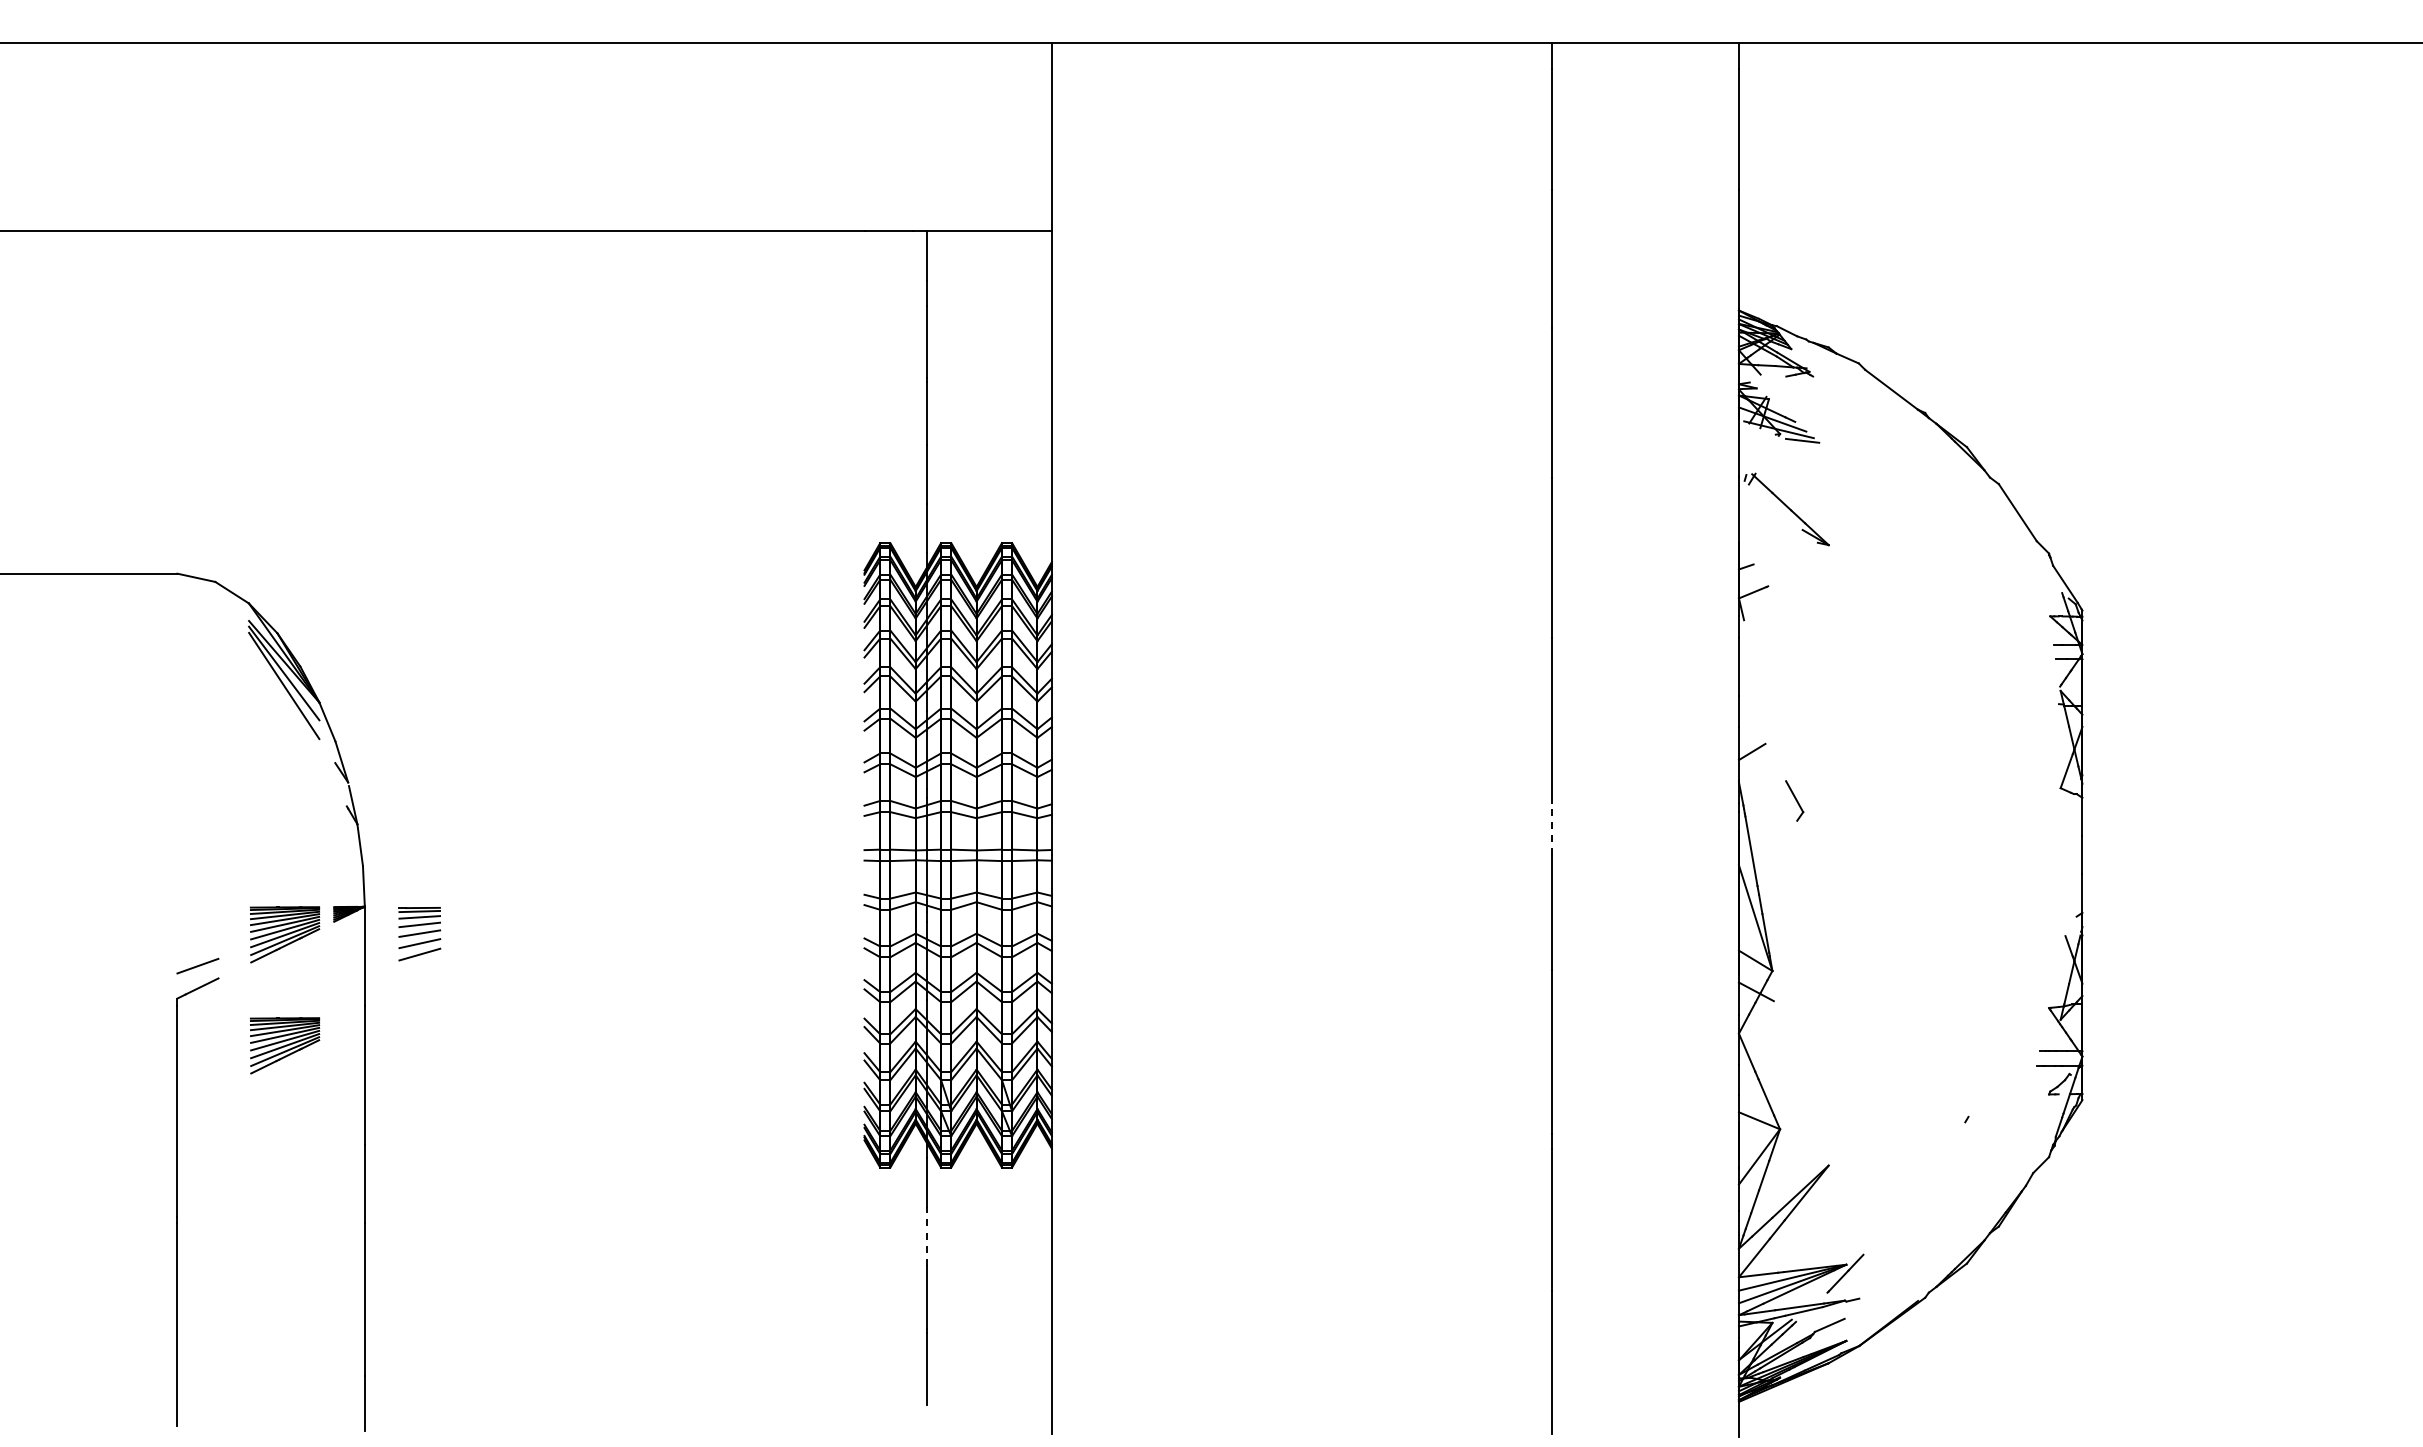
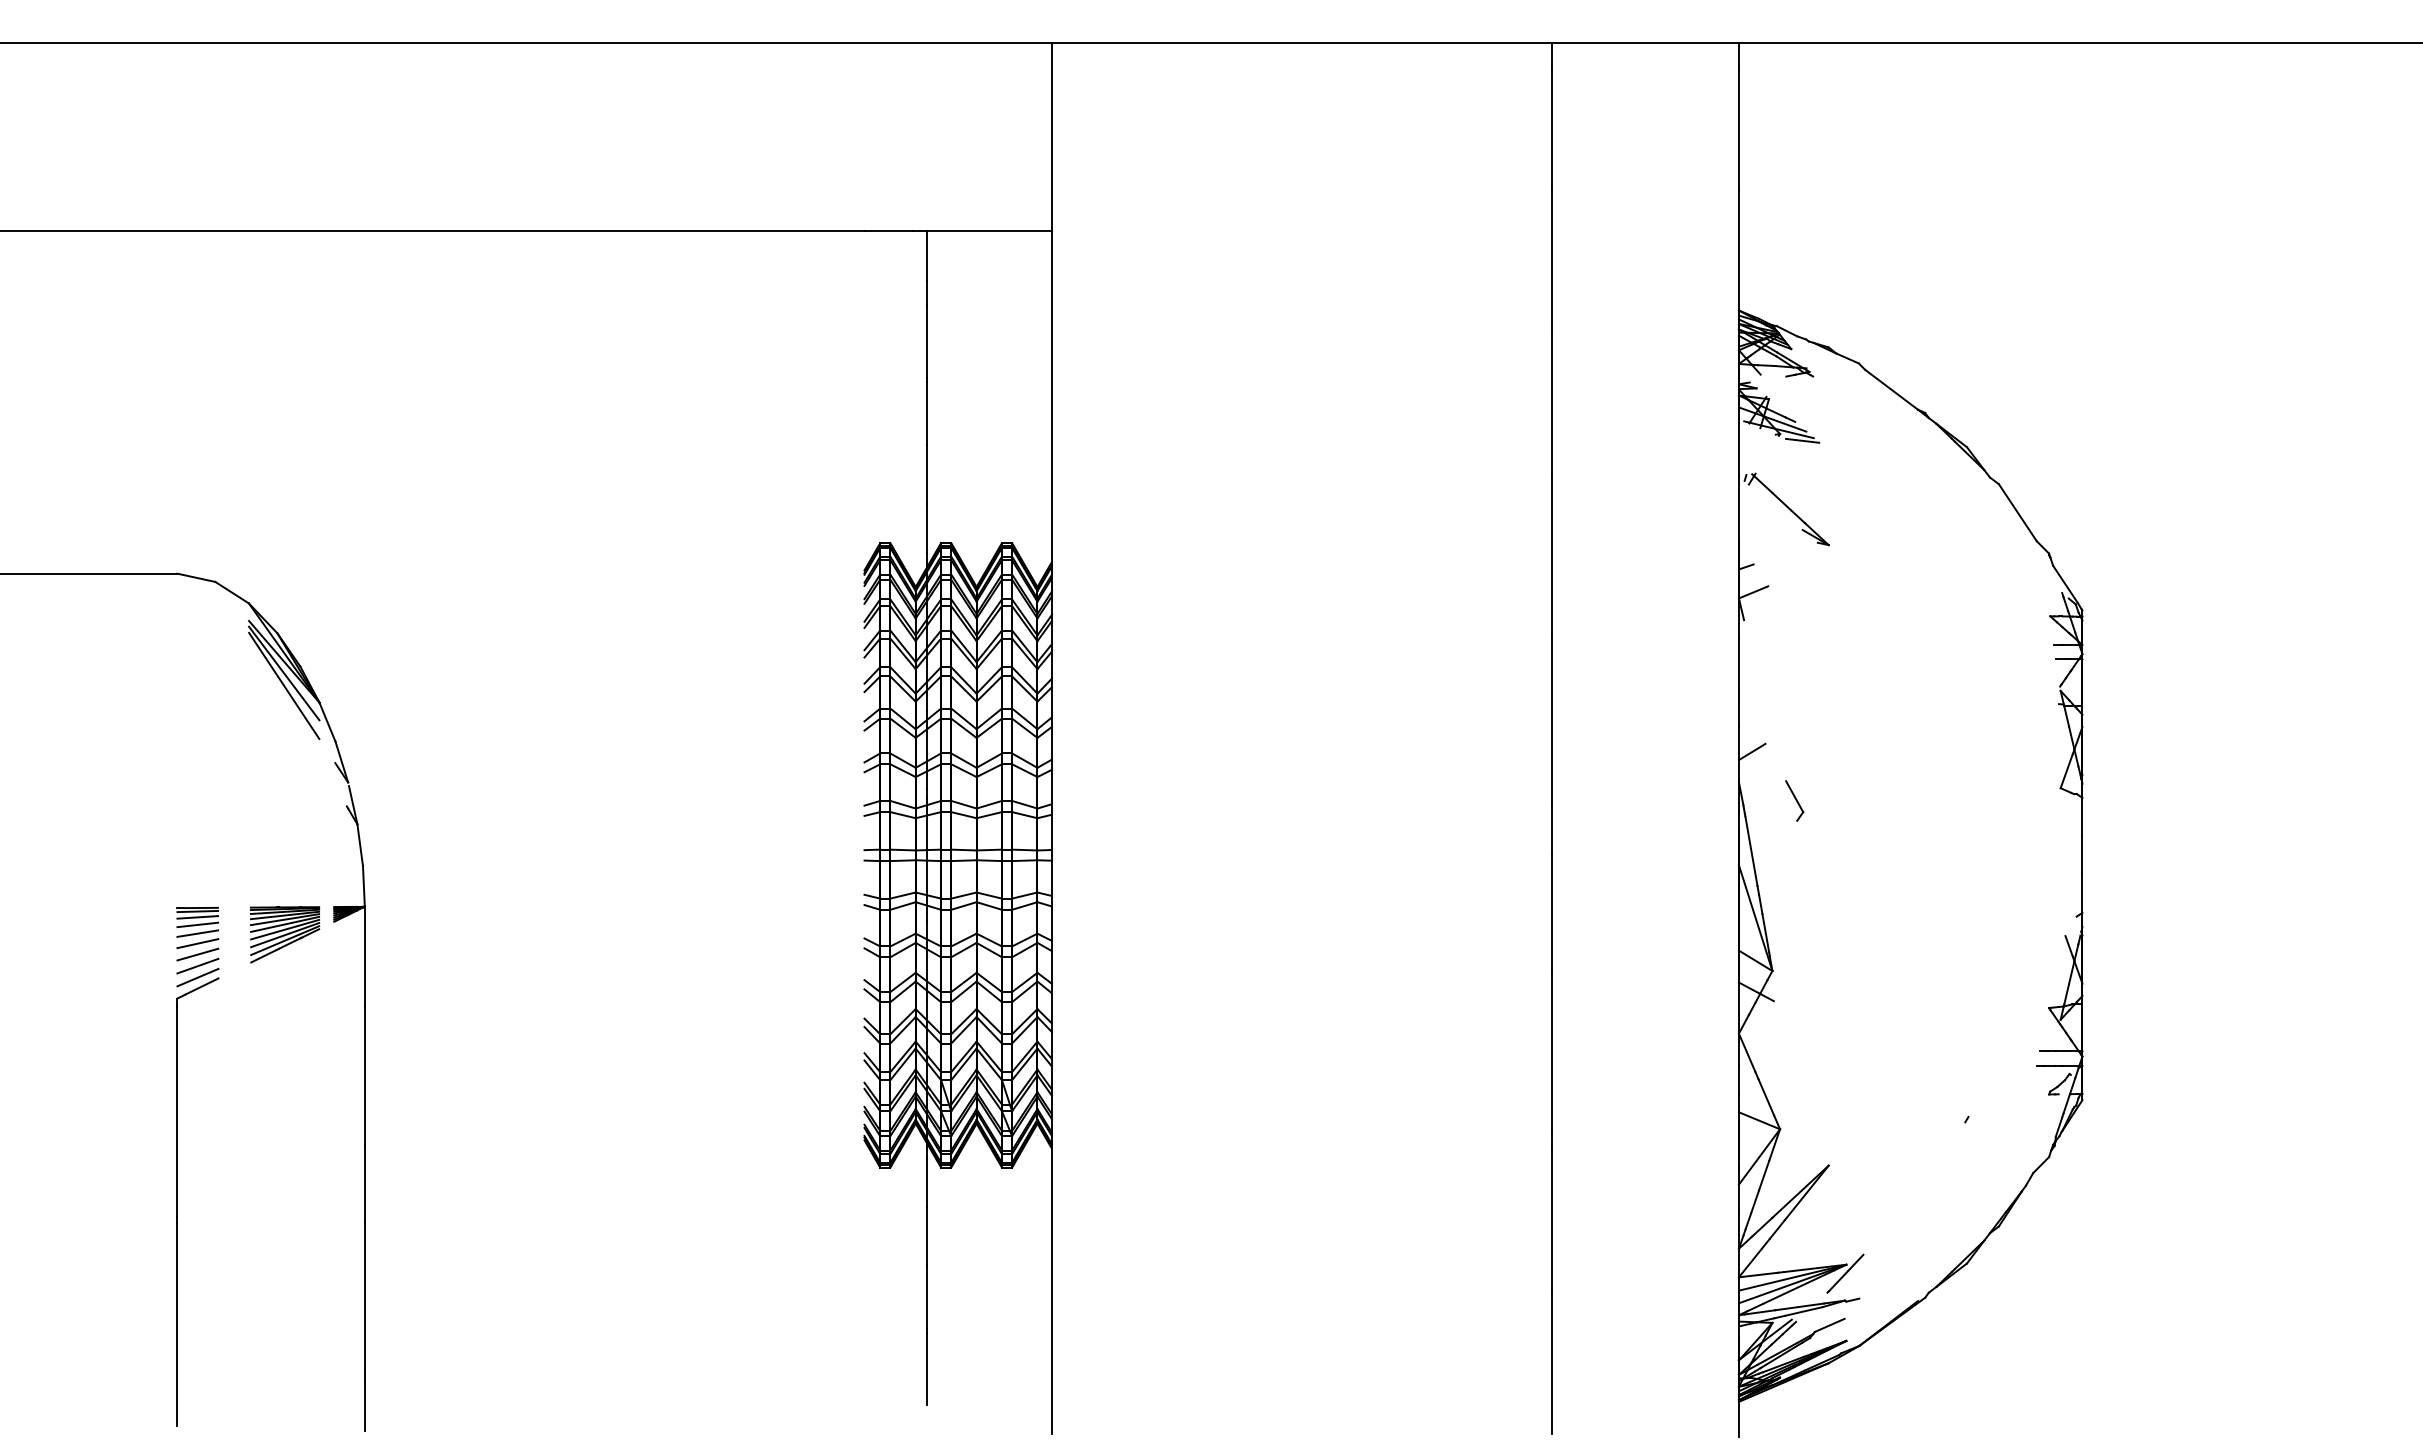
line: dashed -> solid (1551, 829)
part position: (419, 934) -> (197, 934) (197, 934)
line: none -> present (197, 977)
part: present -> none (285, 1045)
line: dashed -> solid (926, 1236)
